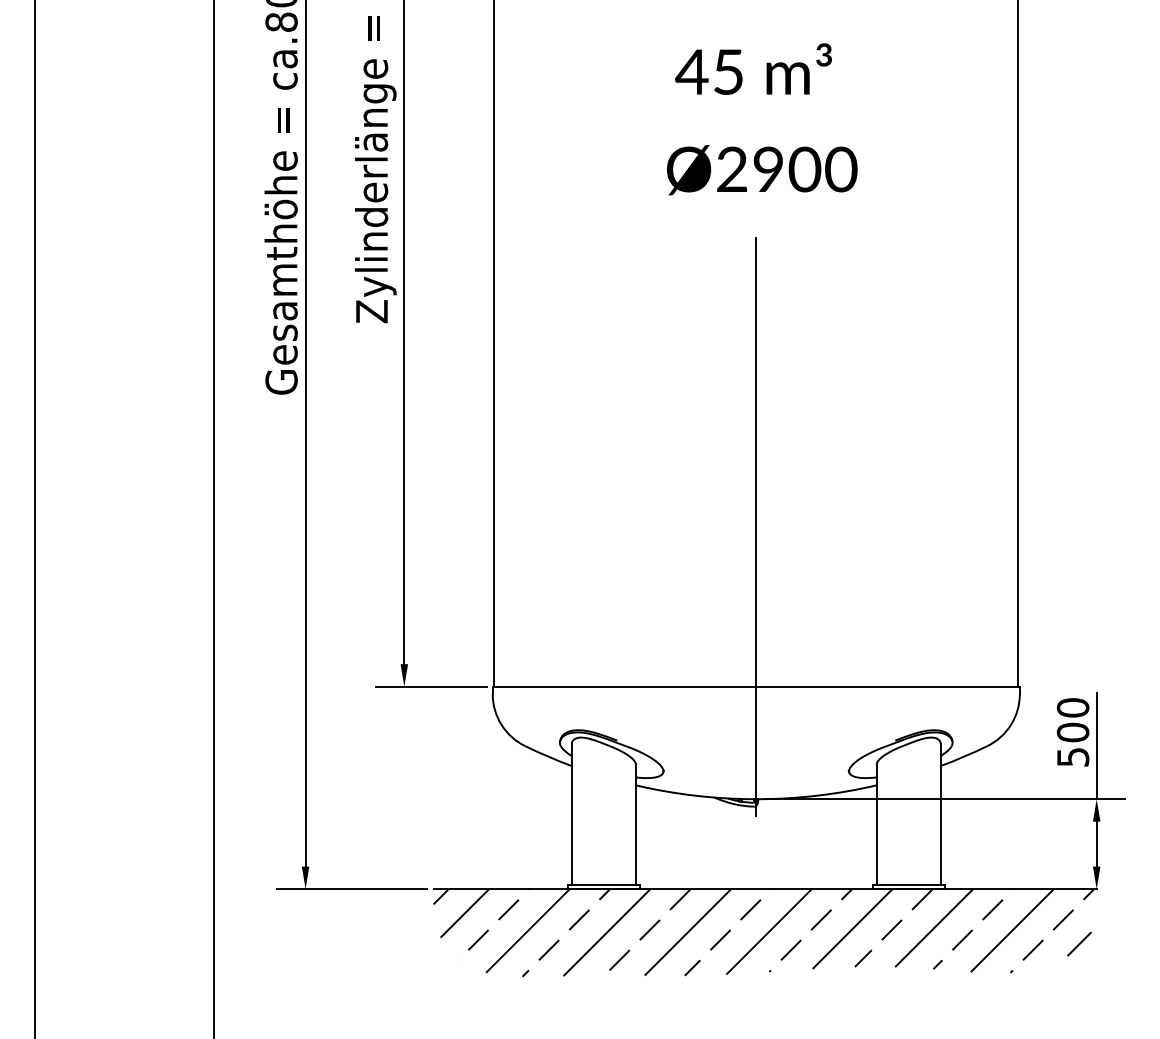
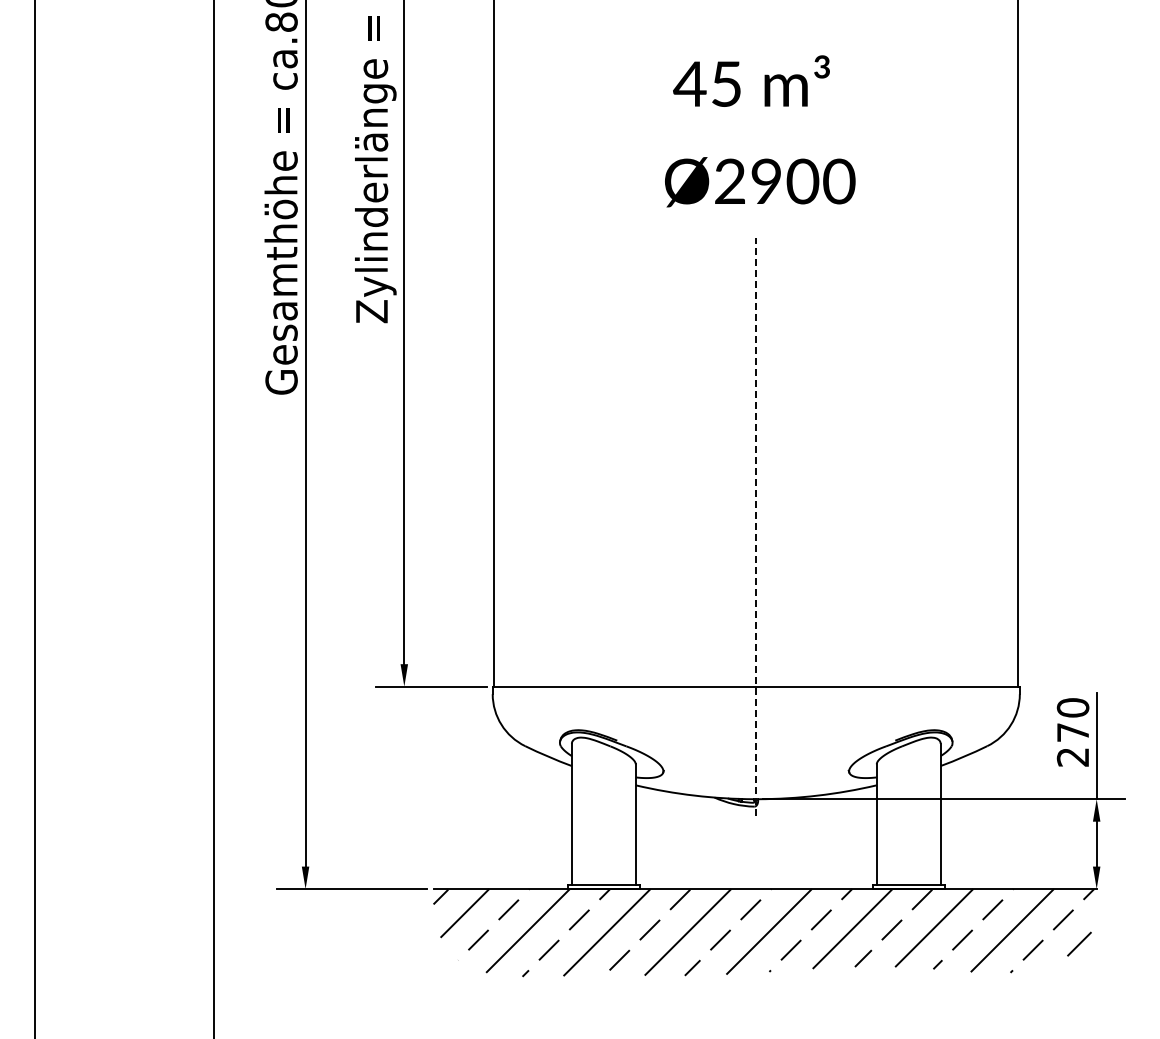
text position: (762, 119) -> (760, 131) (760, 131)
line: solid -> dashed (756, 526)
text: 500 -> 270 (1072, 744)
